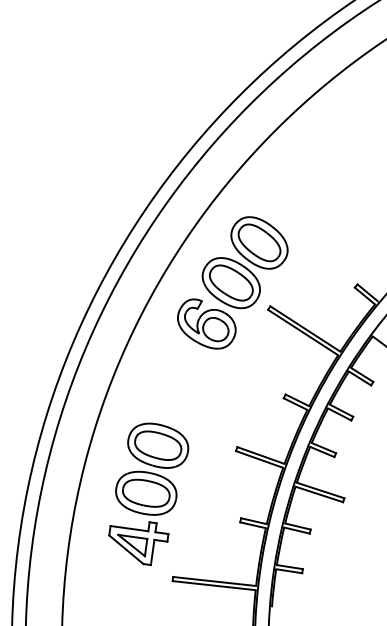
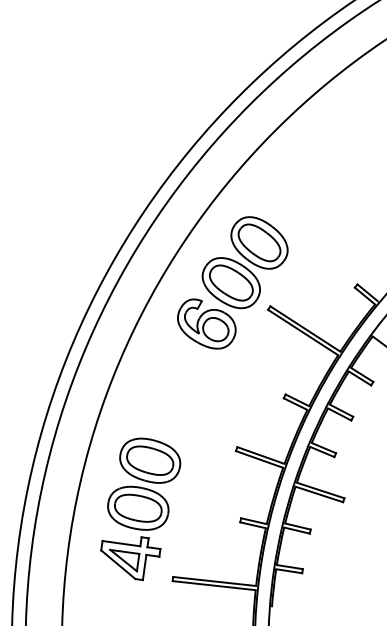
part position: (148, 494) -> (140, 509) (140, 509)
